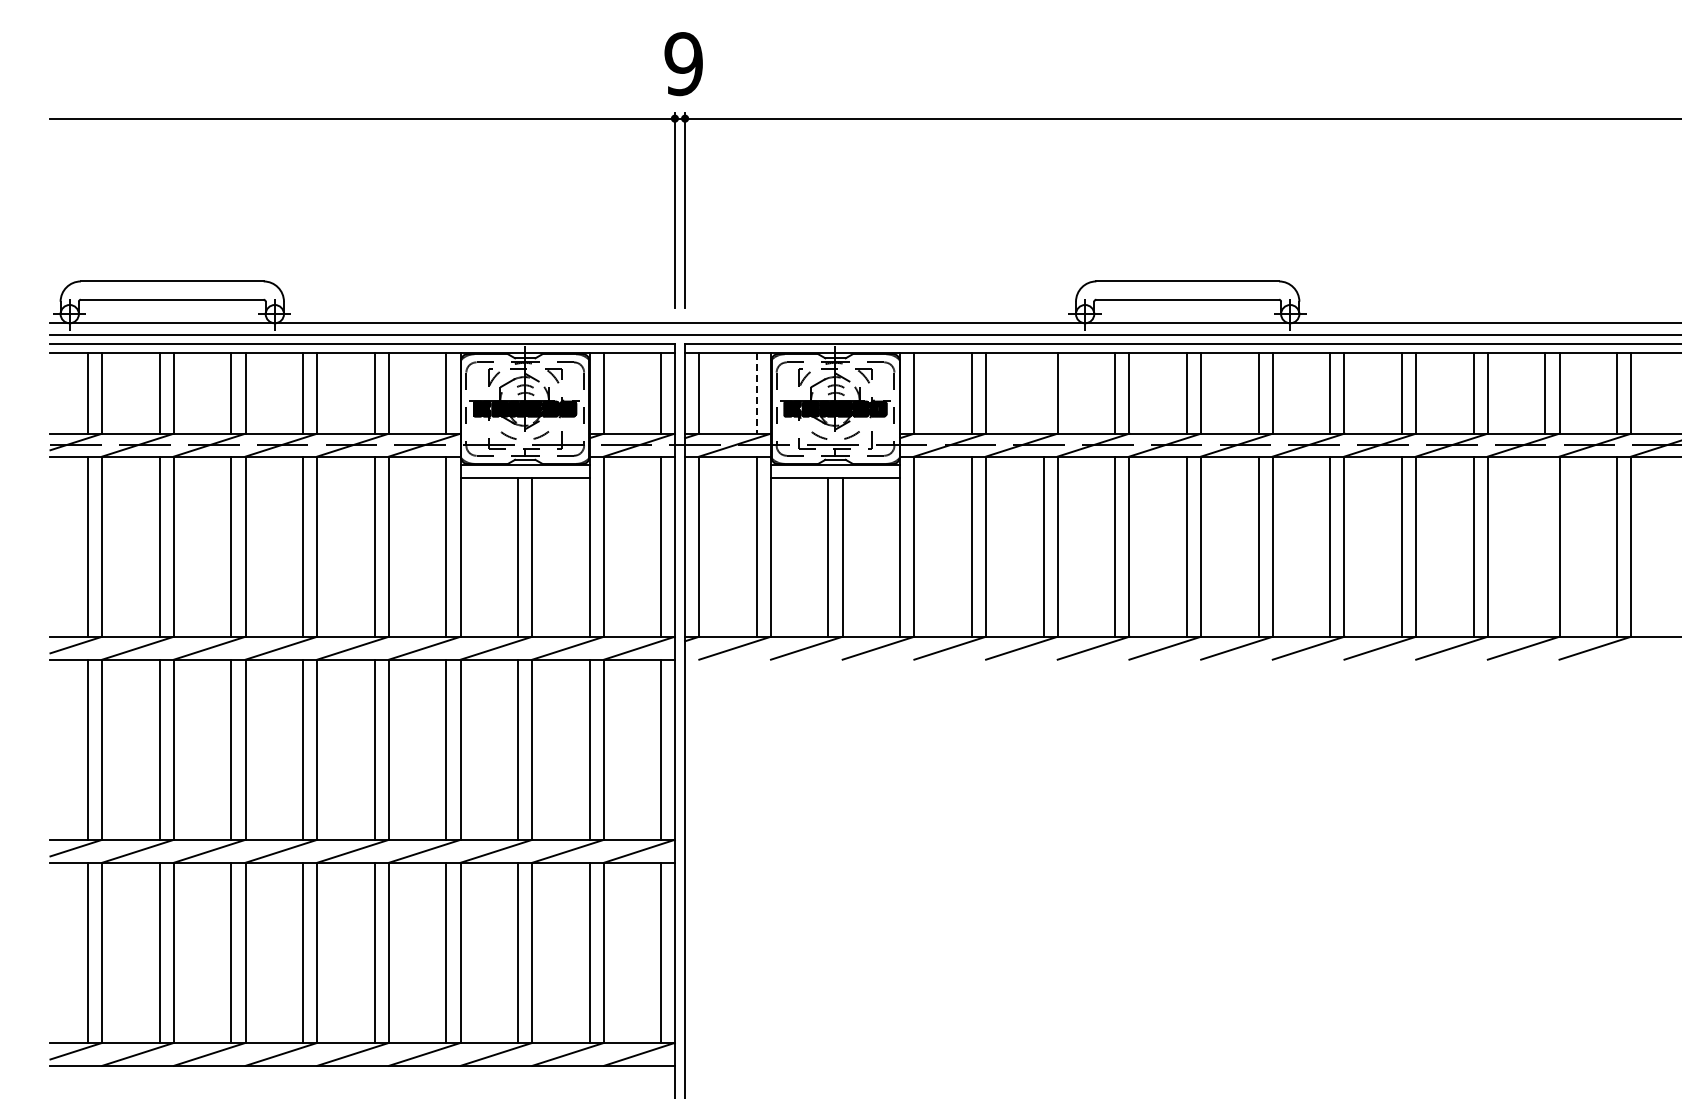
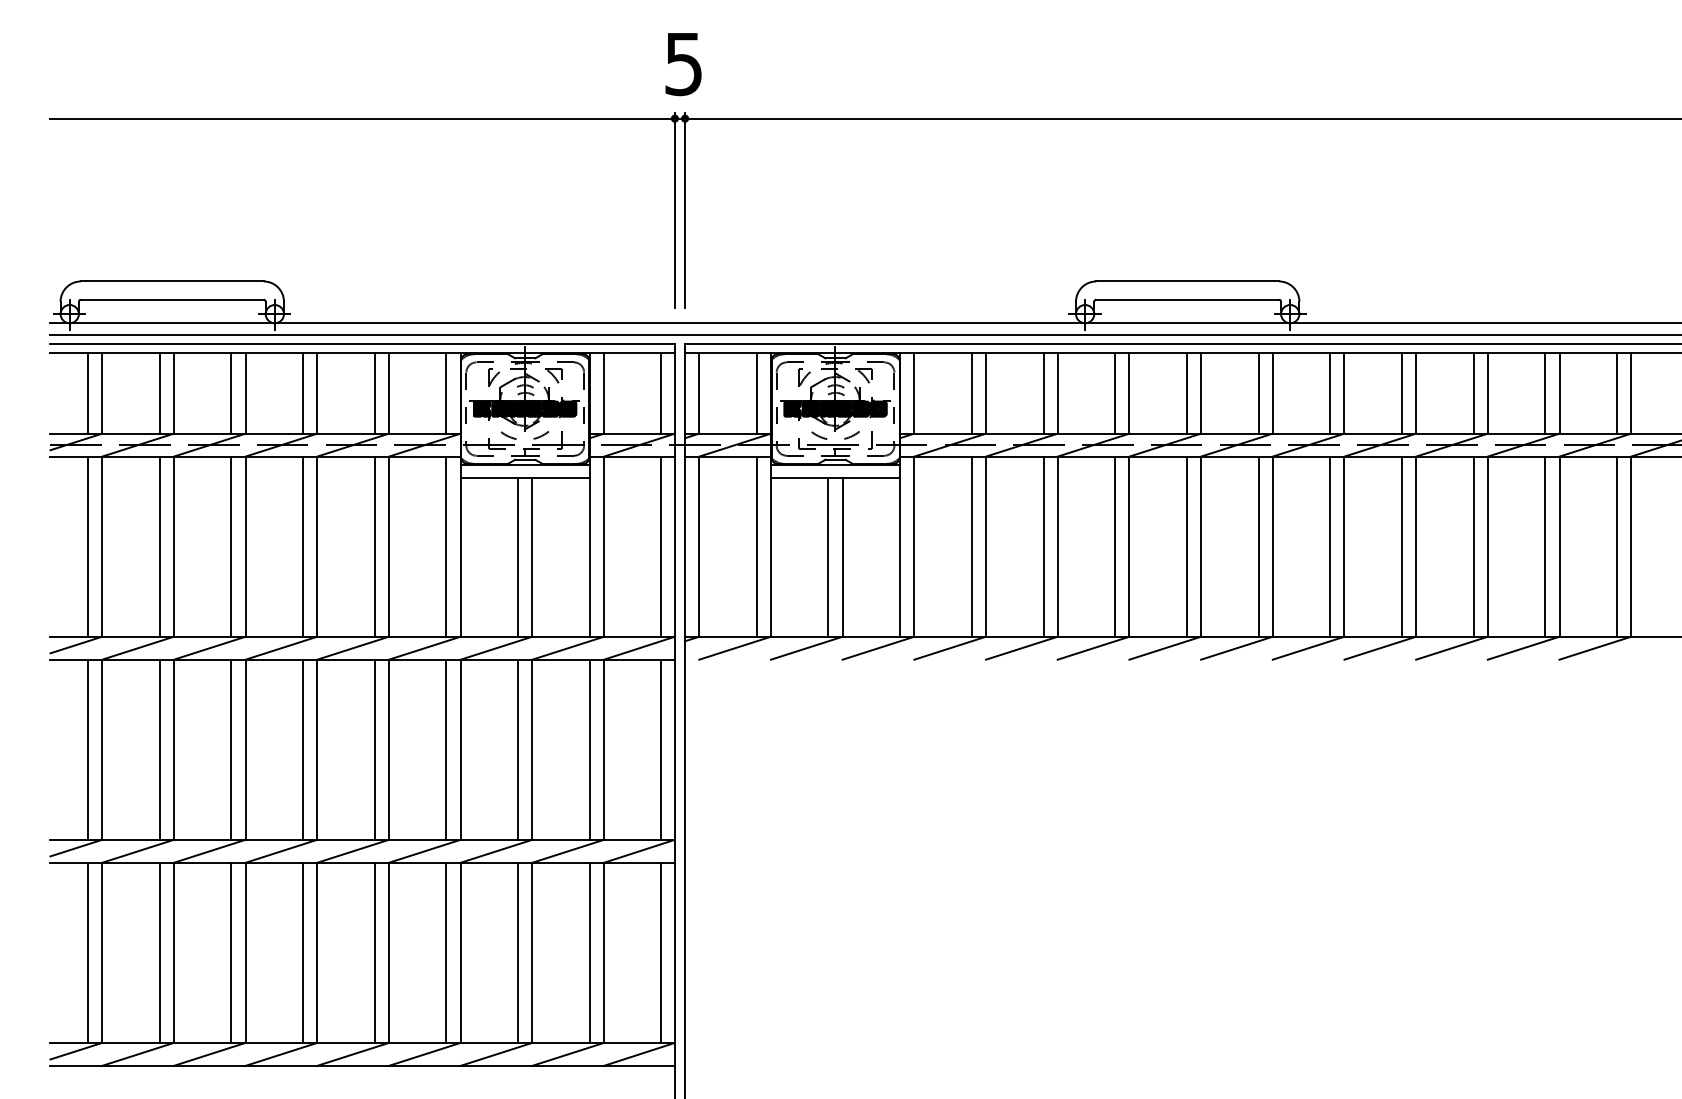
text: 9 -> 5 (683, 63)
line: none -> present (1043, 392)
line: dashed -> solid (756, 393)
line: none -> present (1545, 546)
